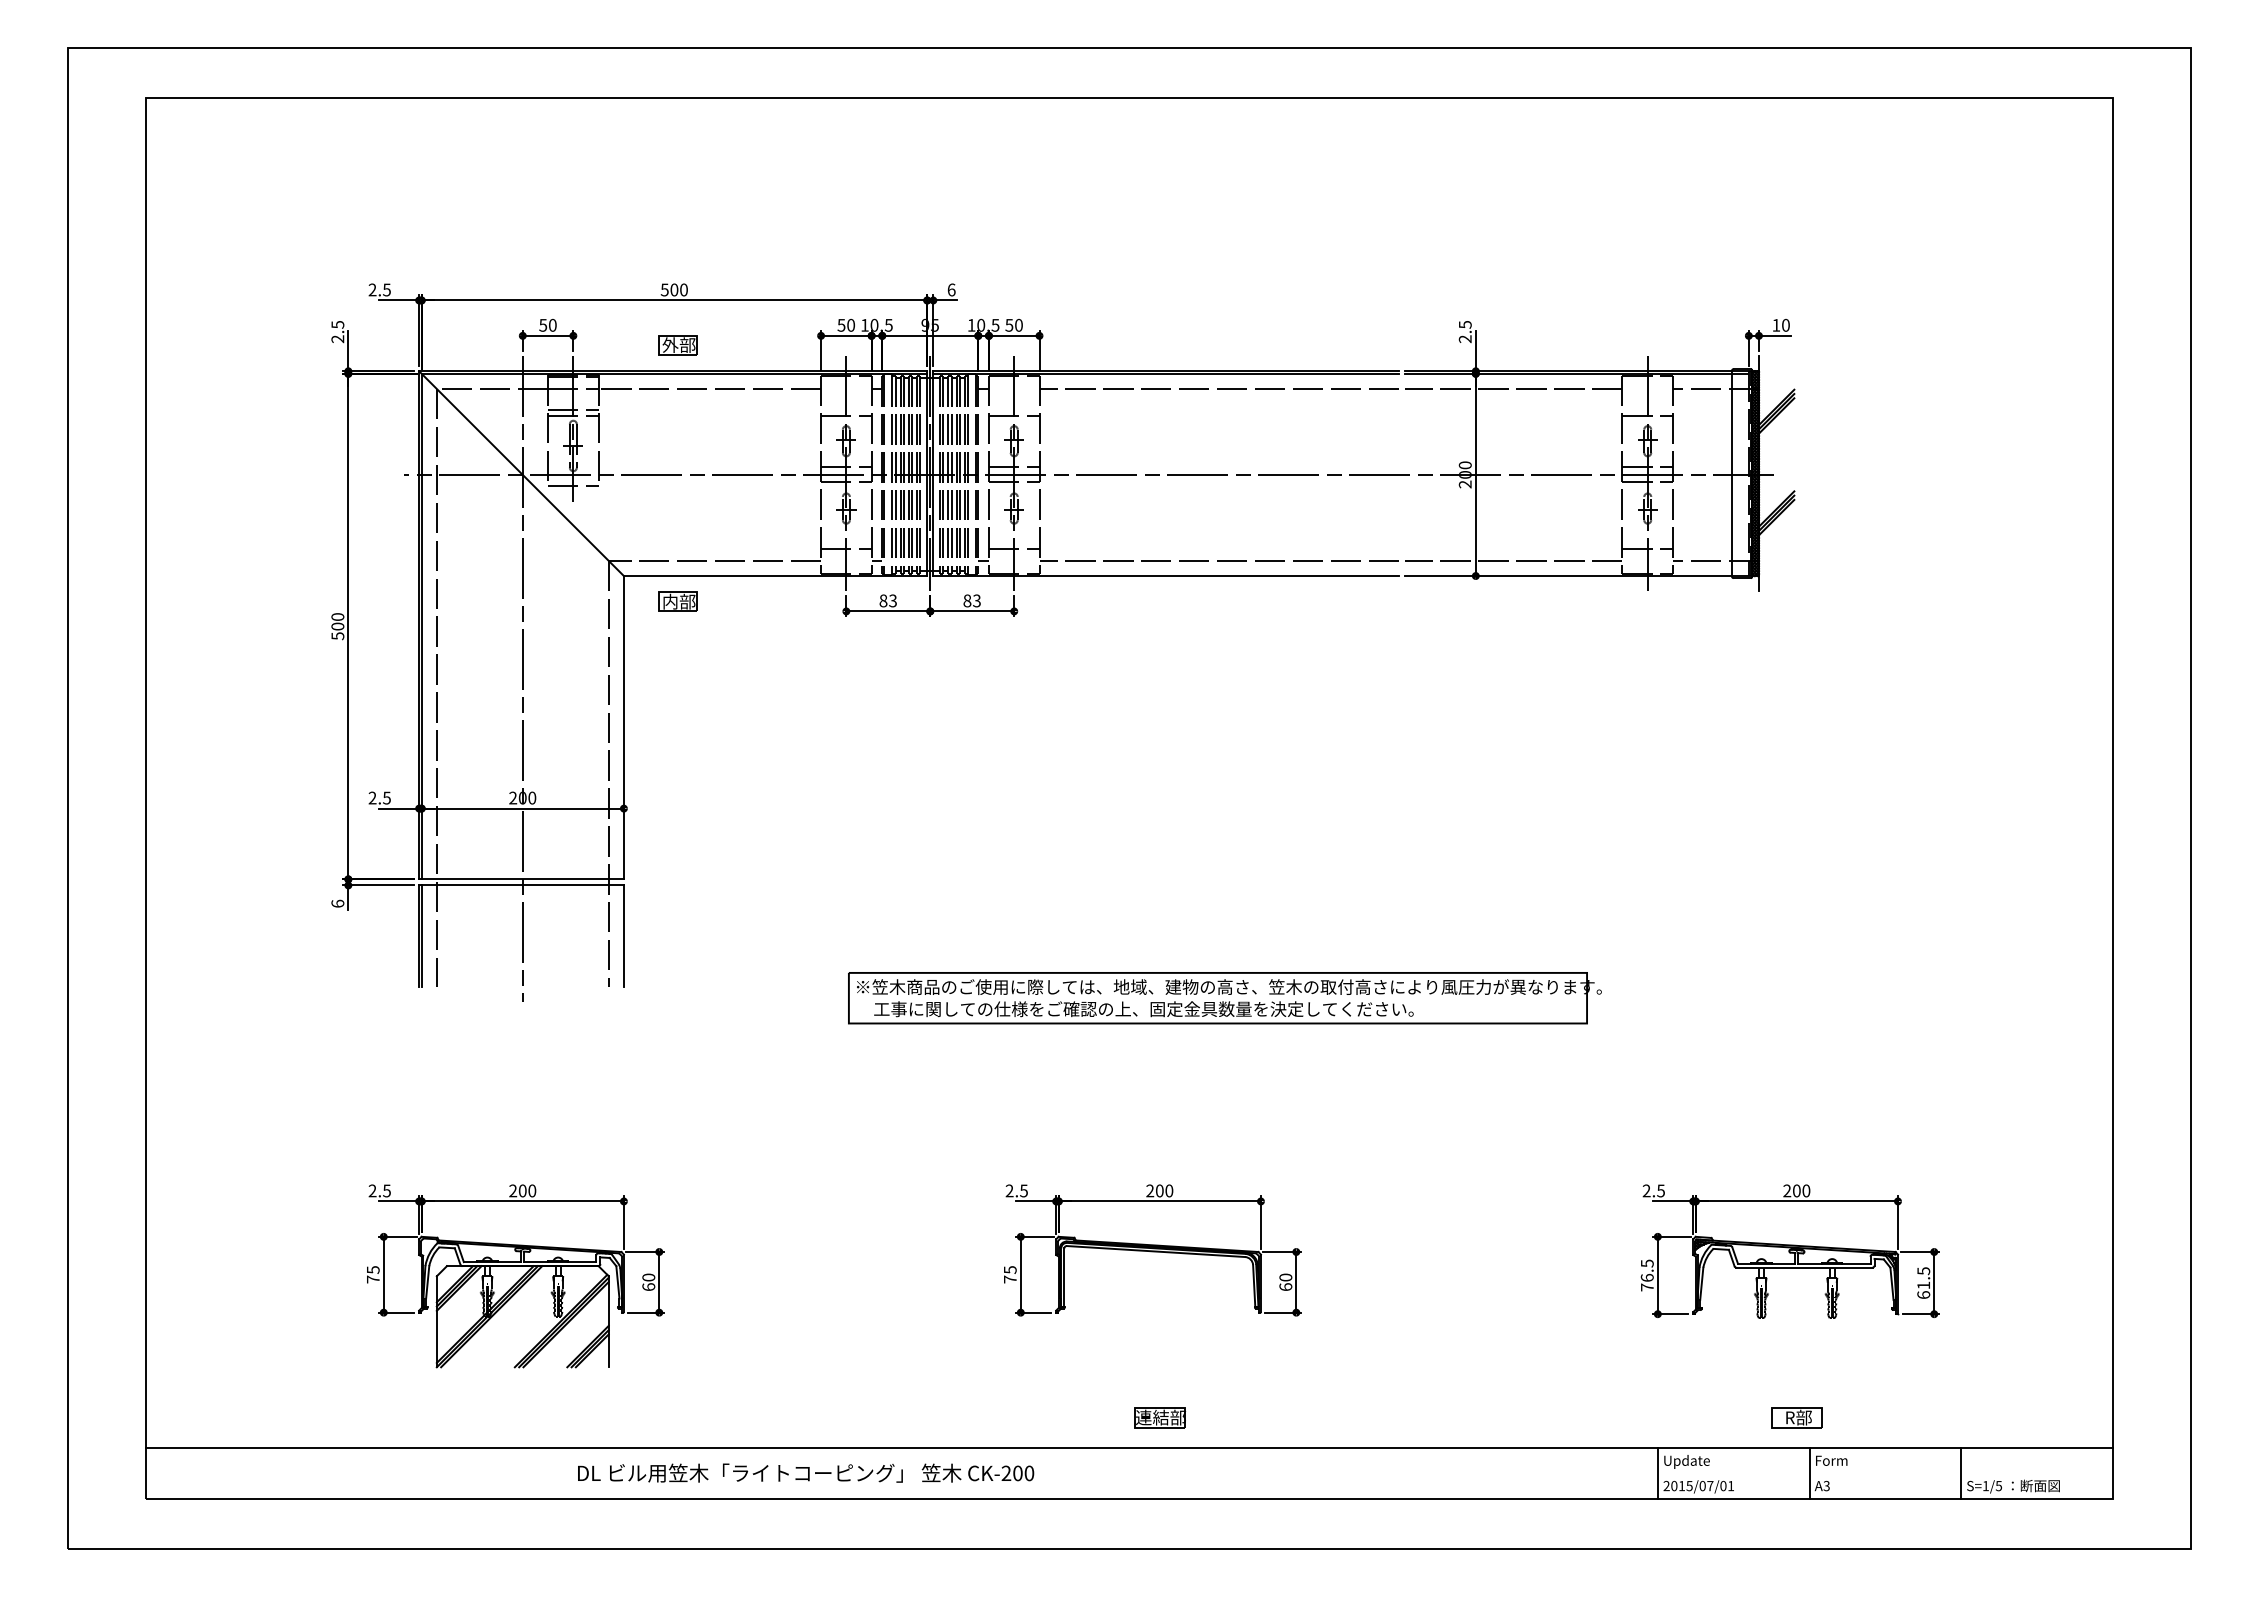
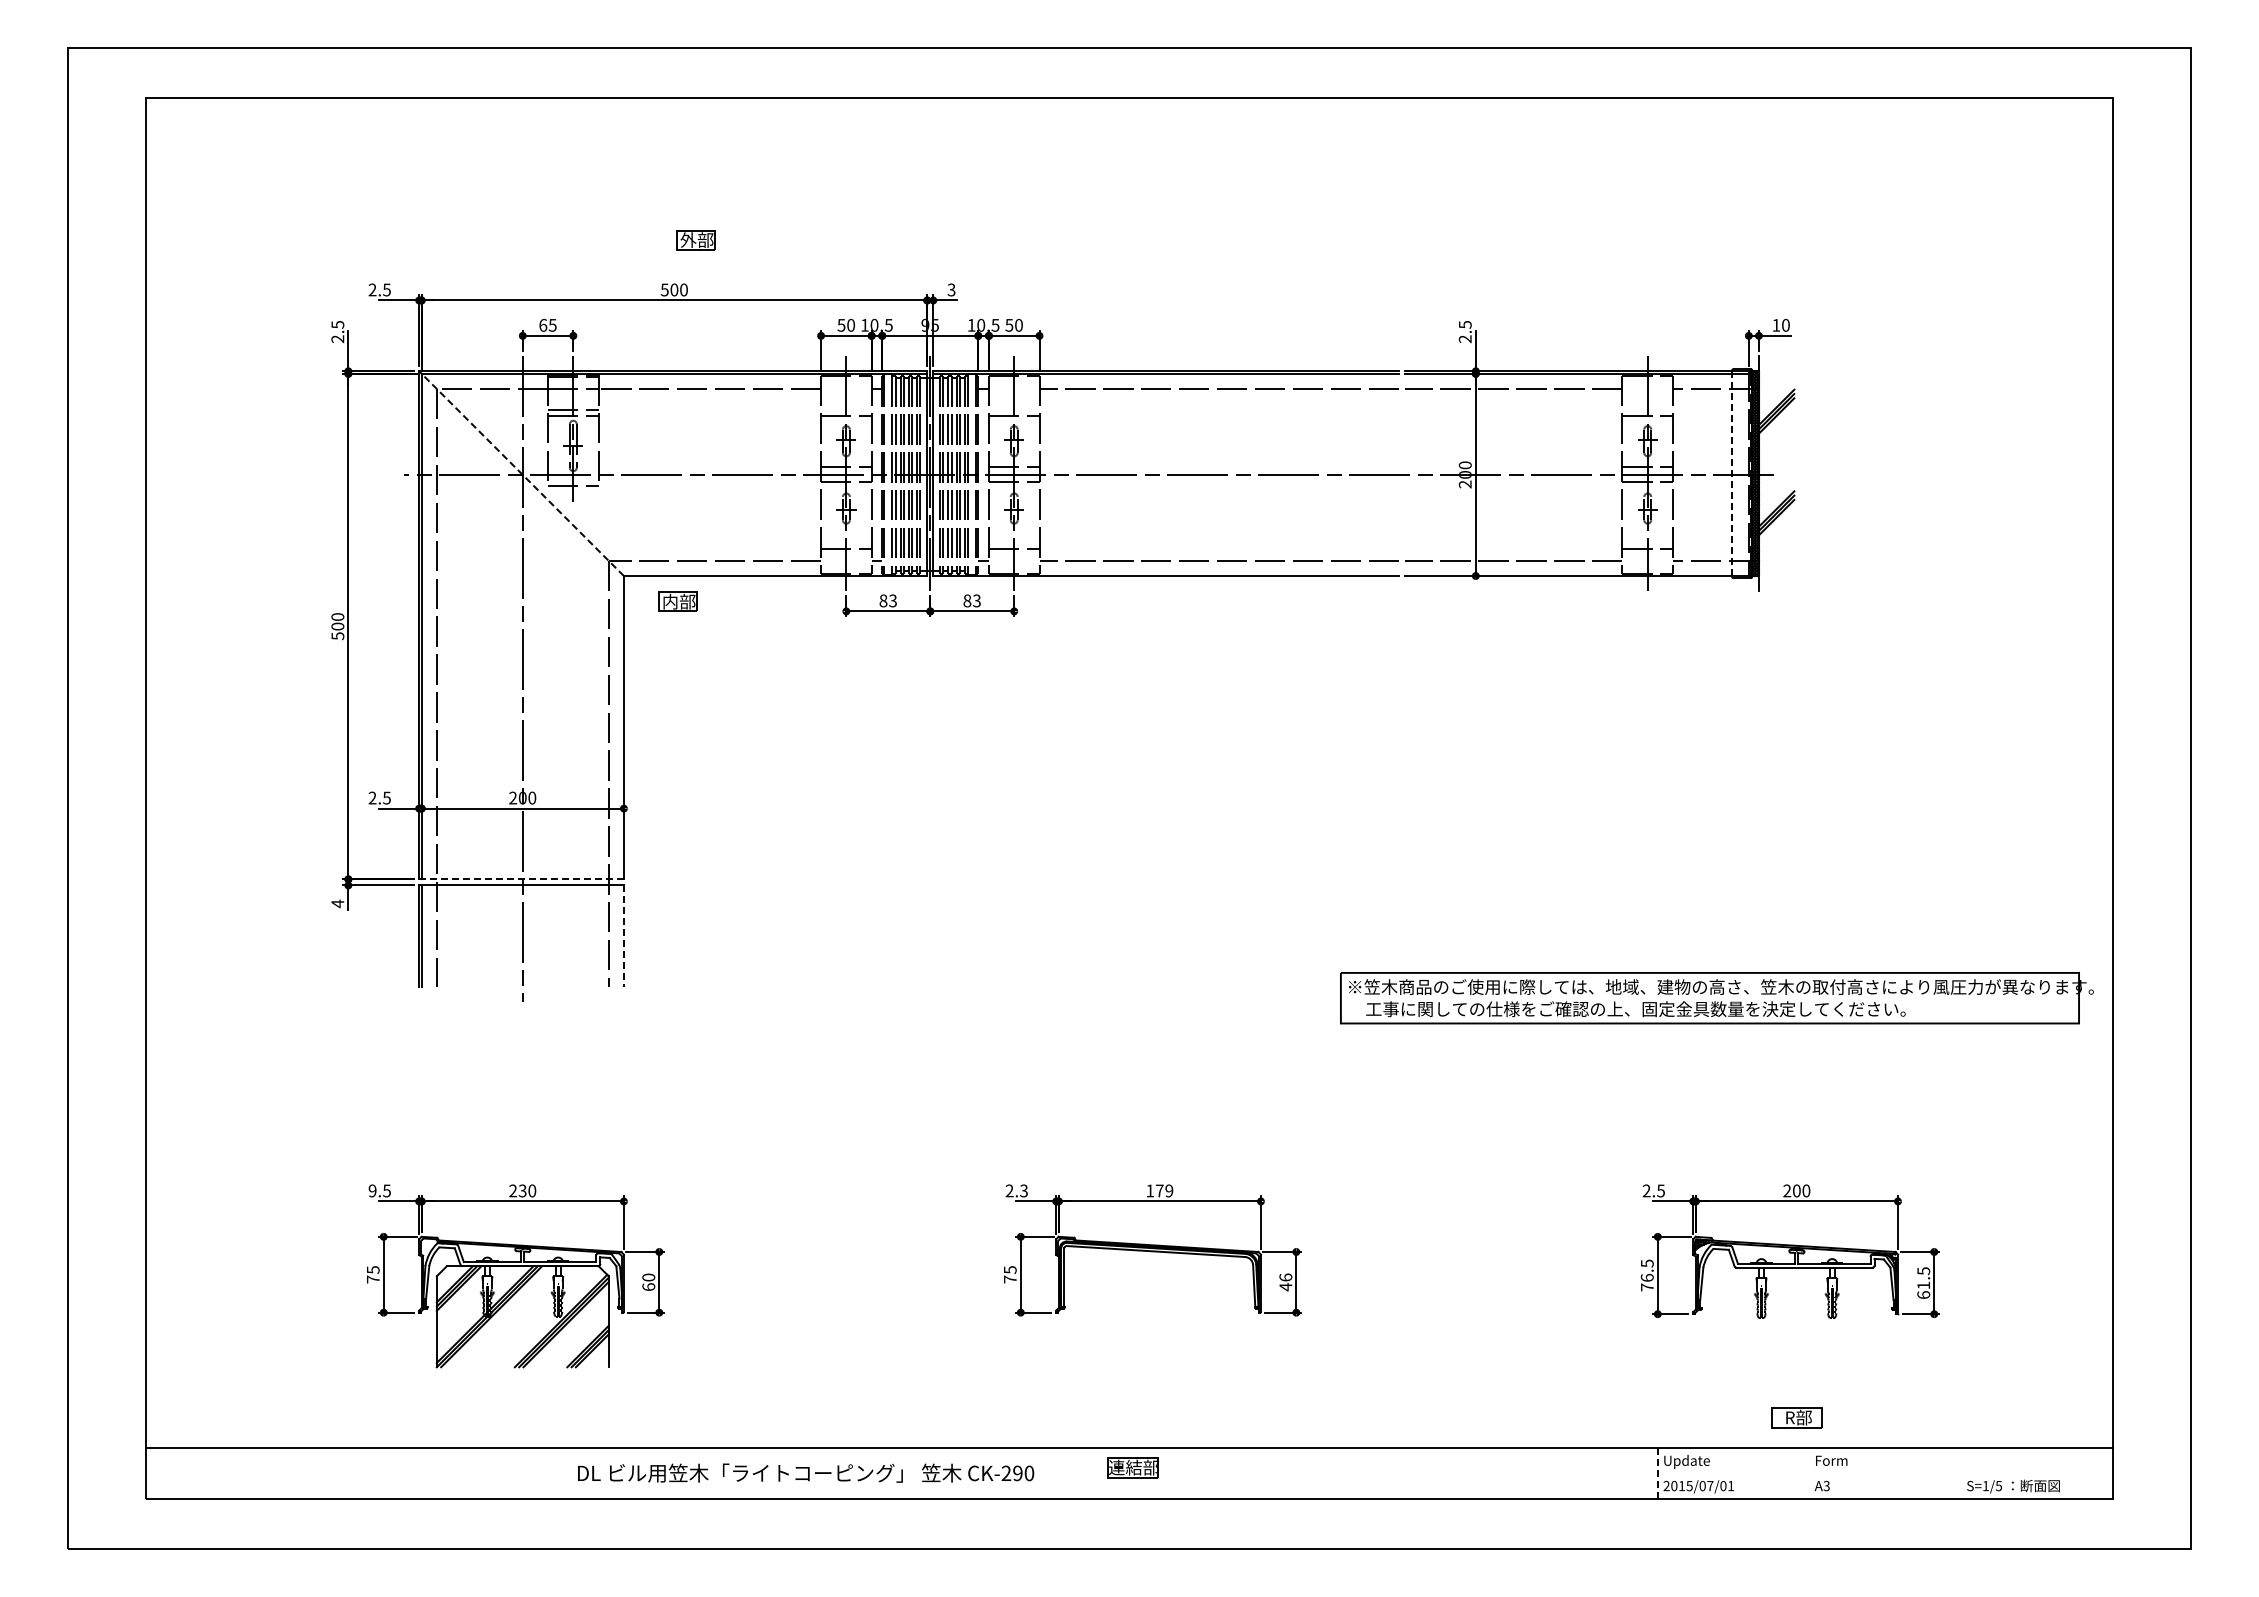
text: 6 -> 3 (951, 289)
text: 50 -> 65 (547, 324)
part position: (677, 345) -> (695, 240) (695, 240)
line: solid -> dashed (521, 473)
line: solid -> dashed (1731, 473)
line: solid -> dashed (522, 879)
text: 6 -> 4 (337, 903)
line: solid -> dashed (623, 936)
part position: (1224, 998) -> (1716, 998) (1716, 998)
text: 200 -> 230 (522, 1190)
text: 2.5 -> 2.3 (1023, 1190)
text: 200 -> 179 (1159, 1190)
text: 2.5 -> 9.5 (372, 1191)
text: 60 -> 46 (1285, 1282)
part position: (1159, 1417) -> (1132, 1467) (1132, 1467)
text: CK-200 -> CK-290 (1017, 1473)
line: solid -> dashed (1657, 1473)
line: present -> none (1809, 1473)
line: present -> none (1961, 1473)
